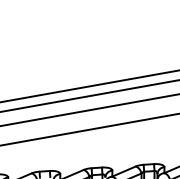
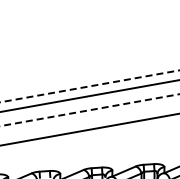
line: solid -> dashed (90, 86)
line: solid -> dashed (90, 110)
